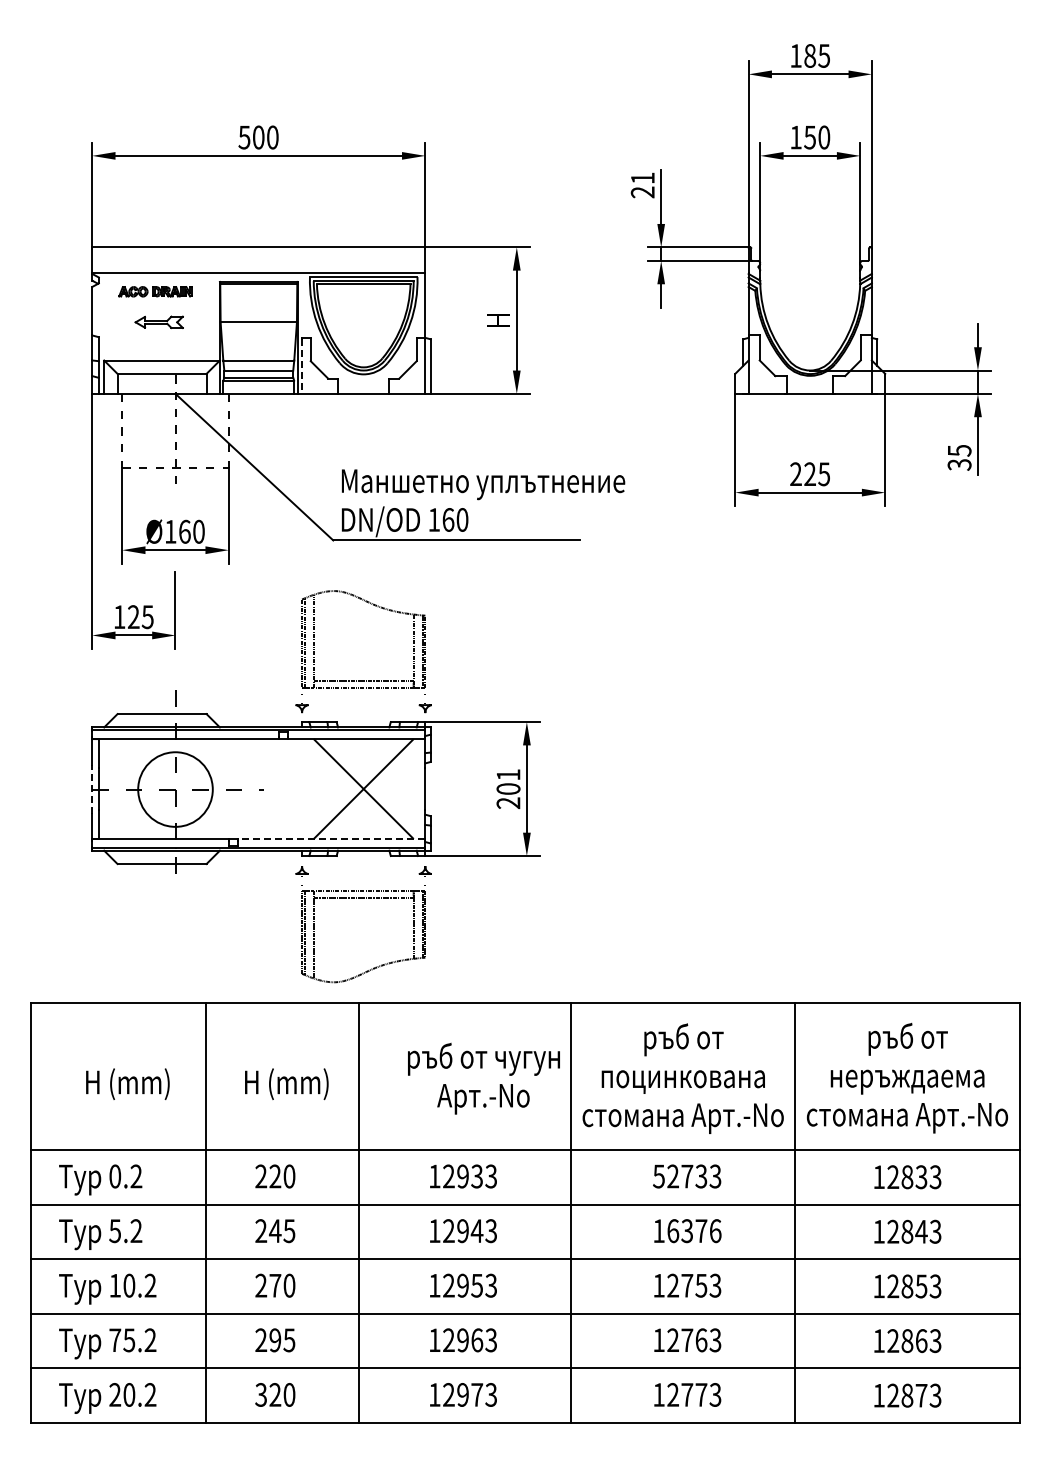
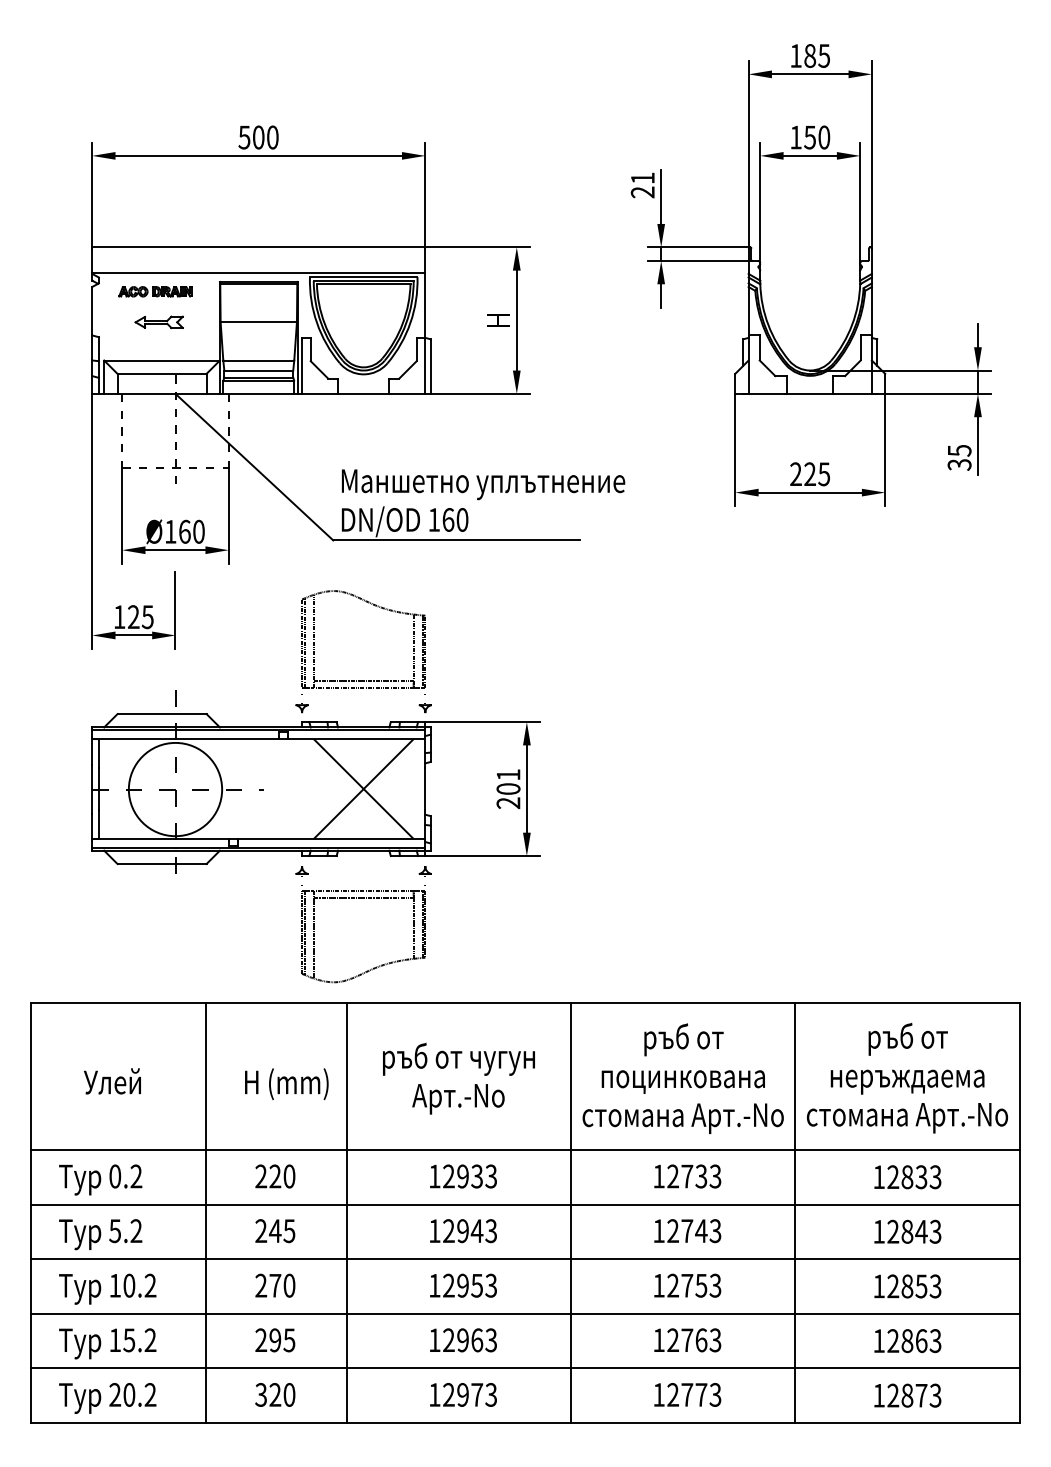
line: dashed -> solid (302, 367)
line: dashed -> solid (92, 789)
circle diameter: 75 px -> 93 px (175, 789)
line: dashed -> solid (331, 839)
text position: (483, 1078) -> (458, 1078) (458, 1078)
text: H (mm) -> Улей (126, 1084)
text: 52733 -> 12733 (658, 1176)
line position: (358, 1212) -> (346, 1212) (346, 1212)
text: 16376 -> 12743 (694, 1231)
text: 75.2 -> 15.2 (115, 1339)
